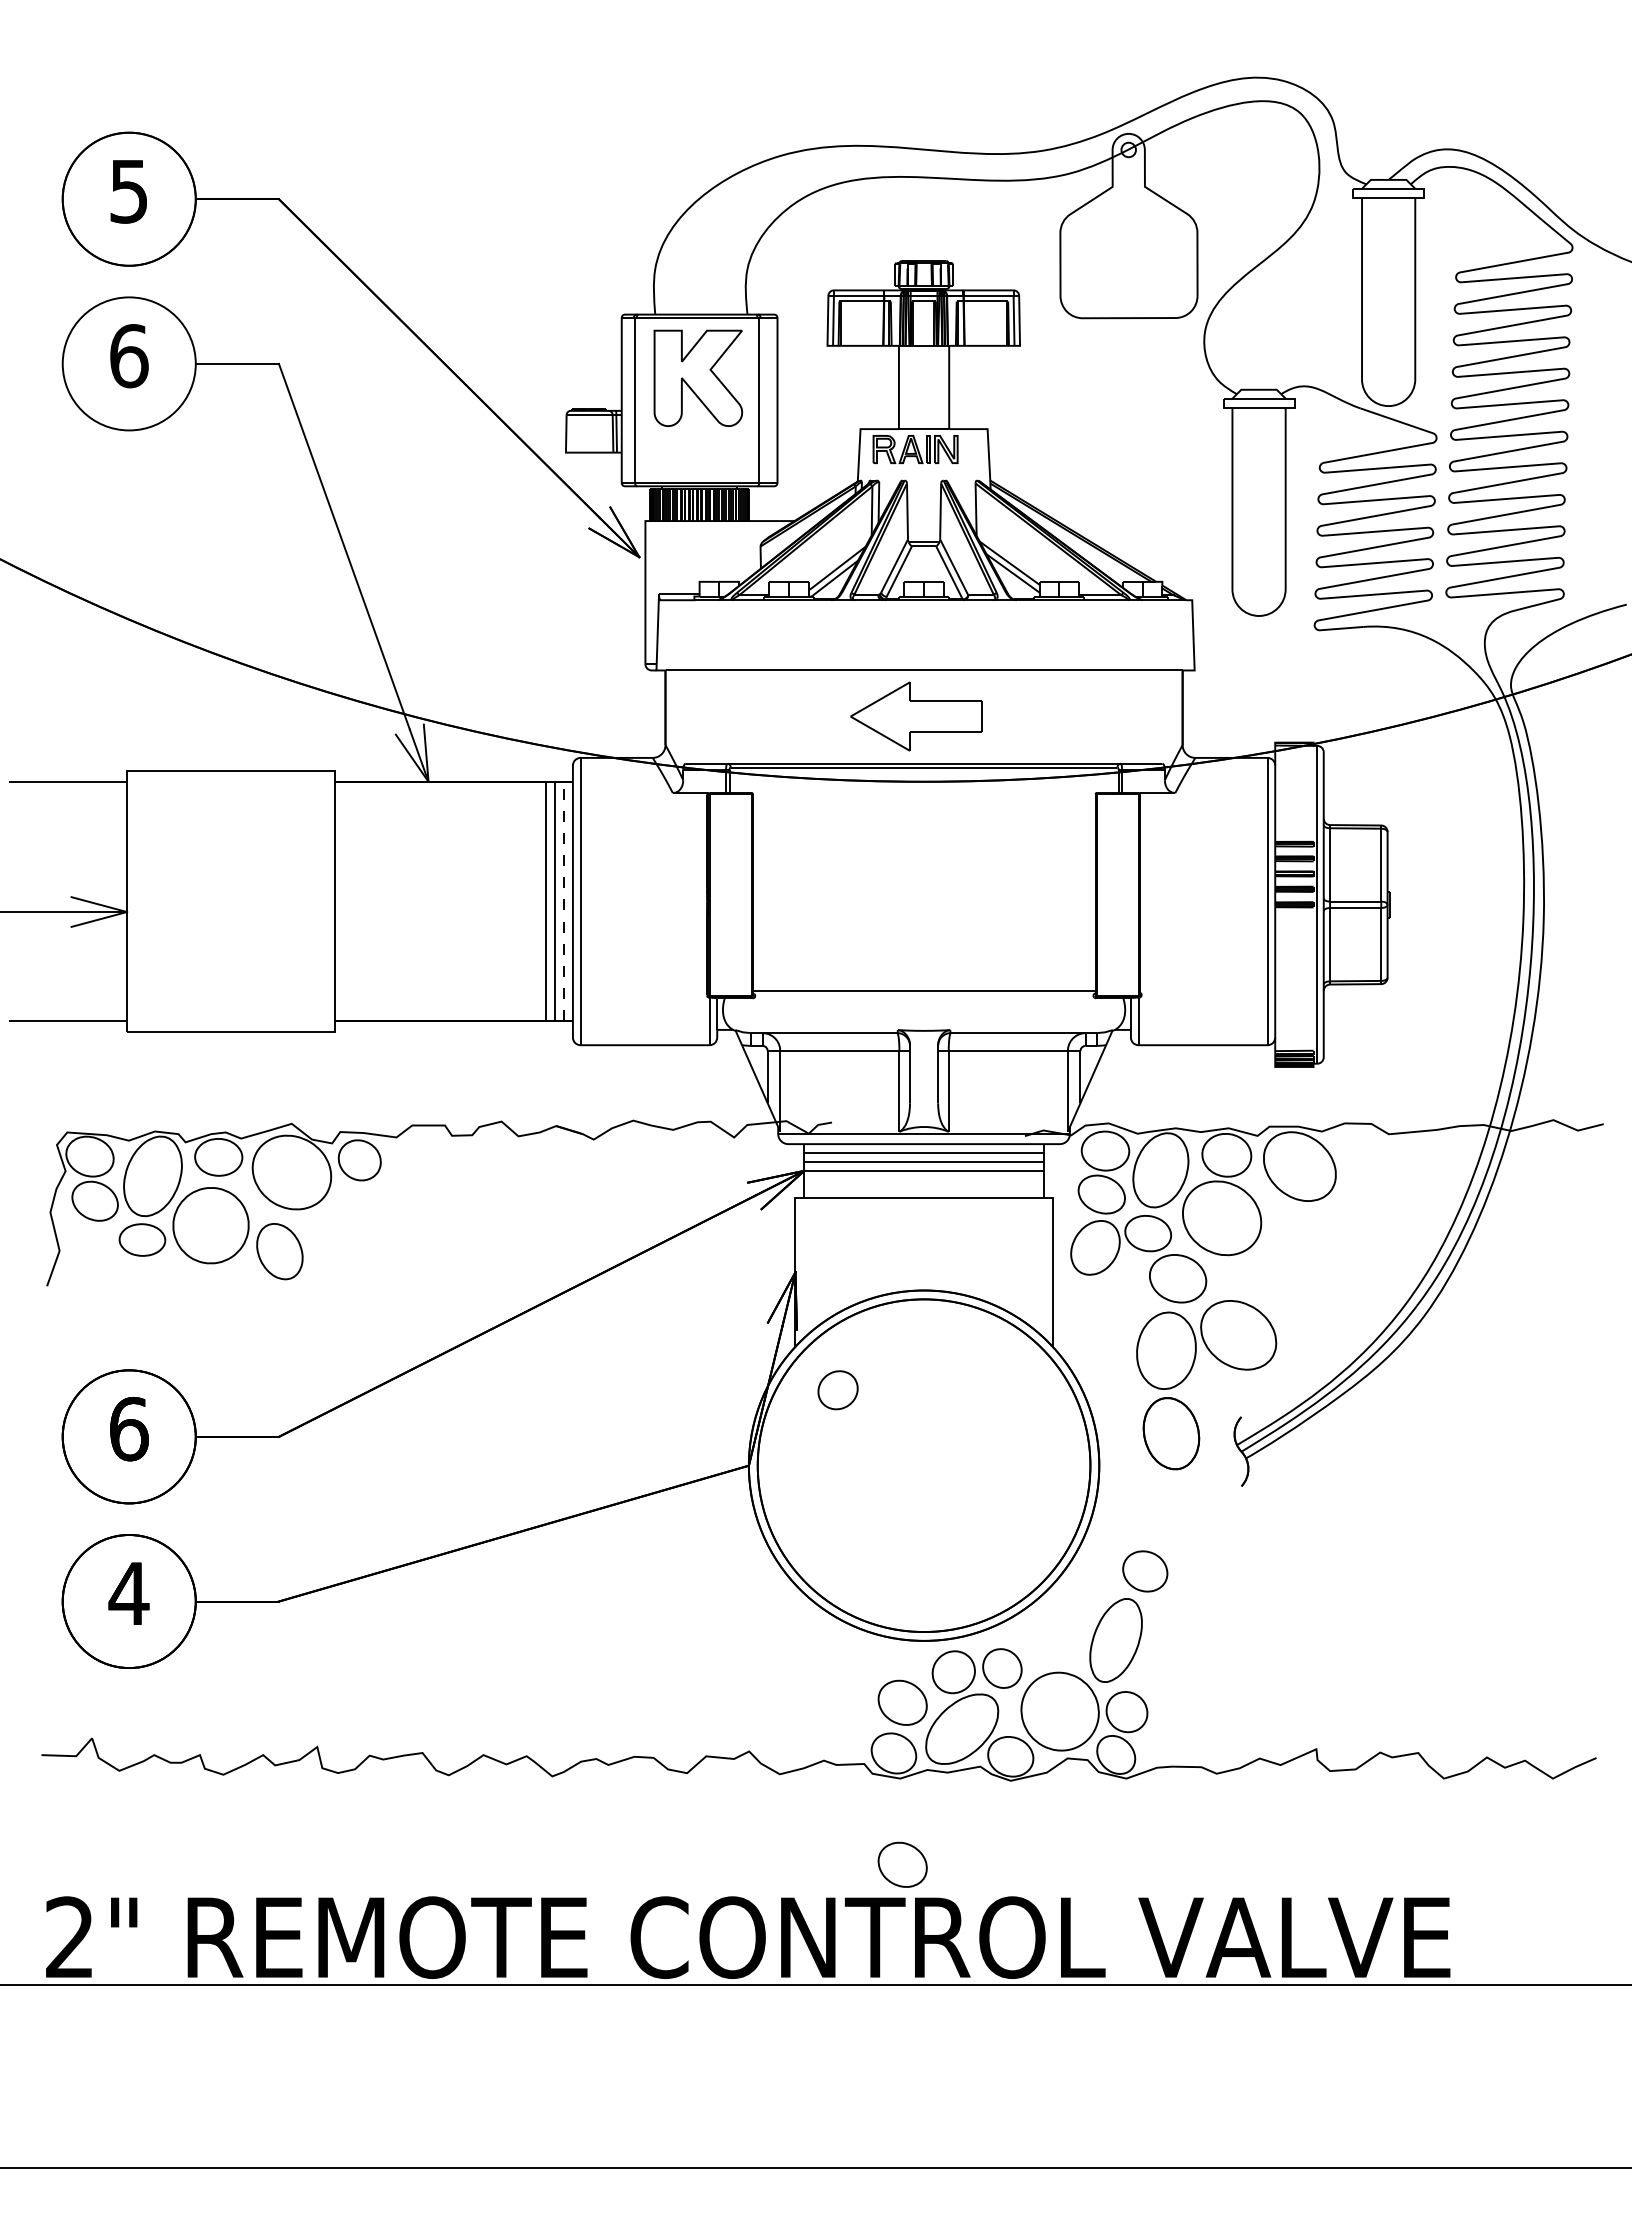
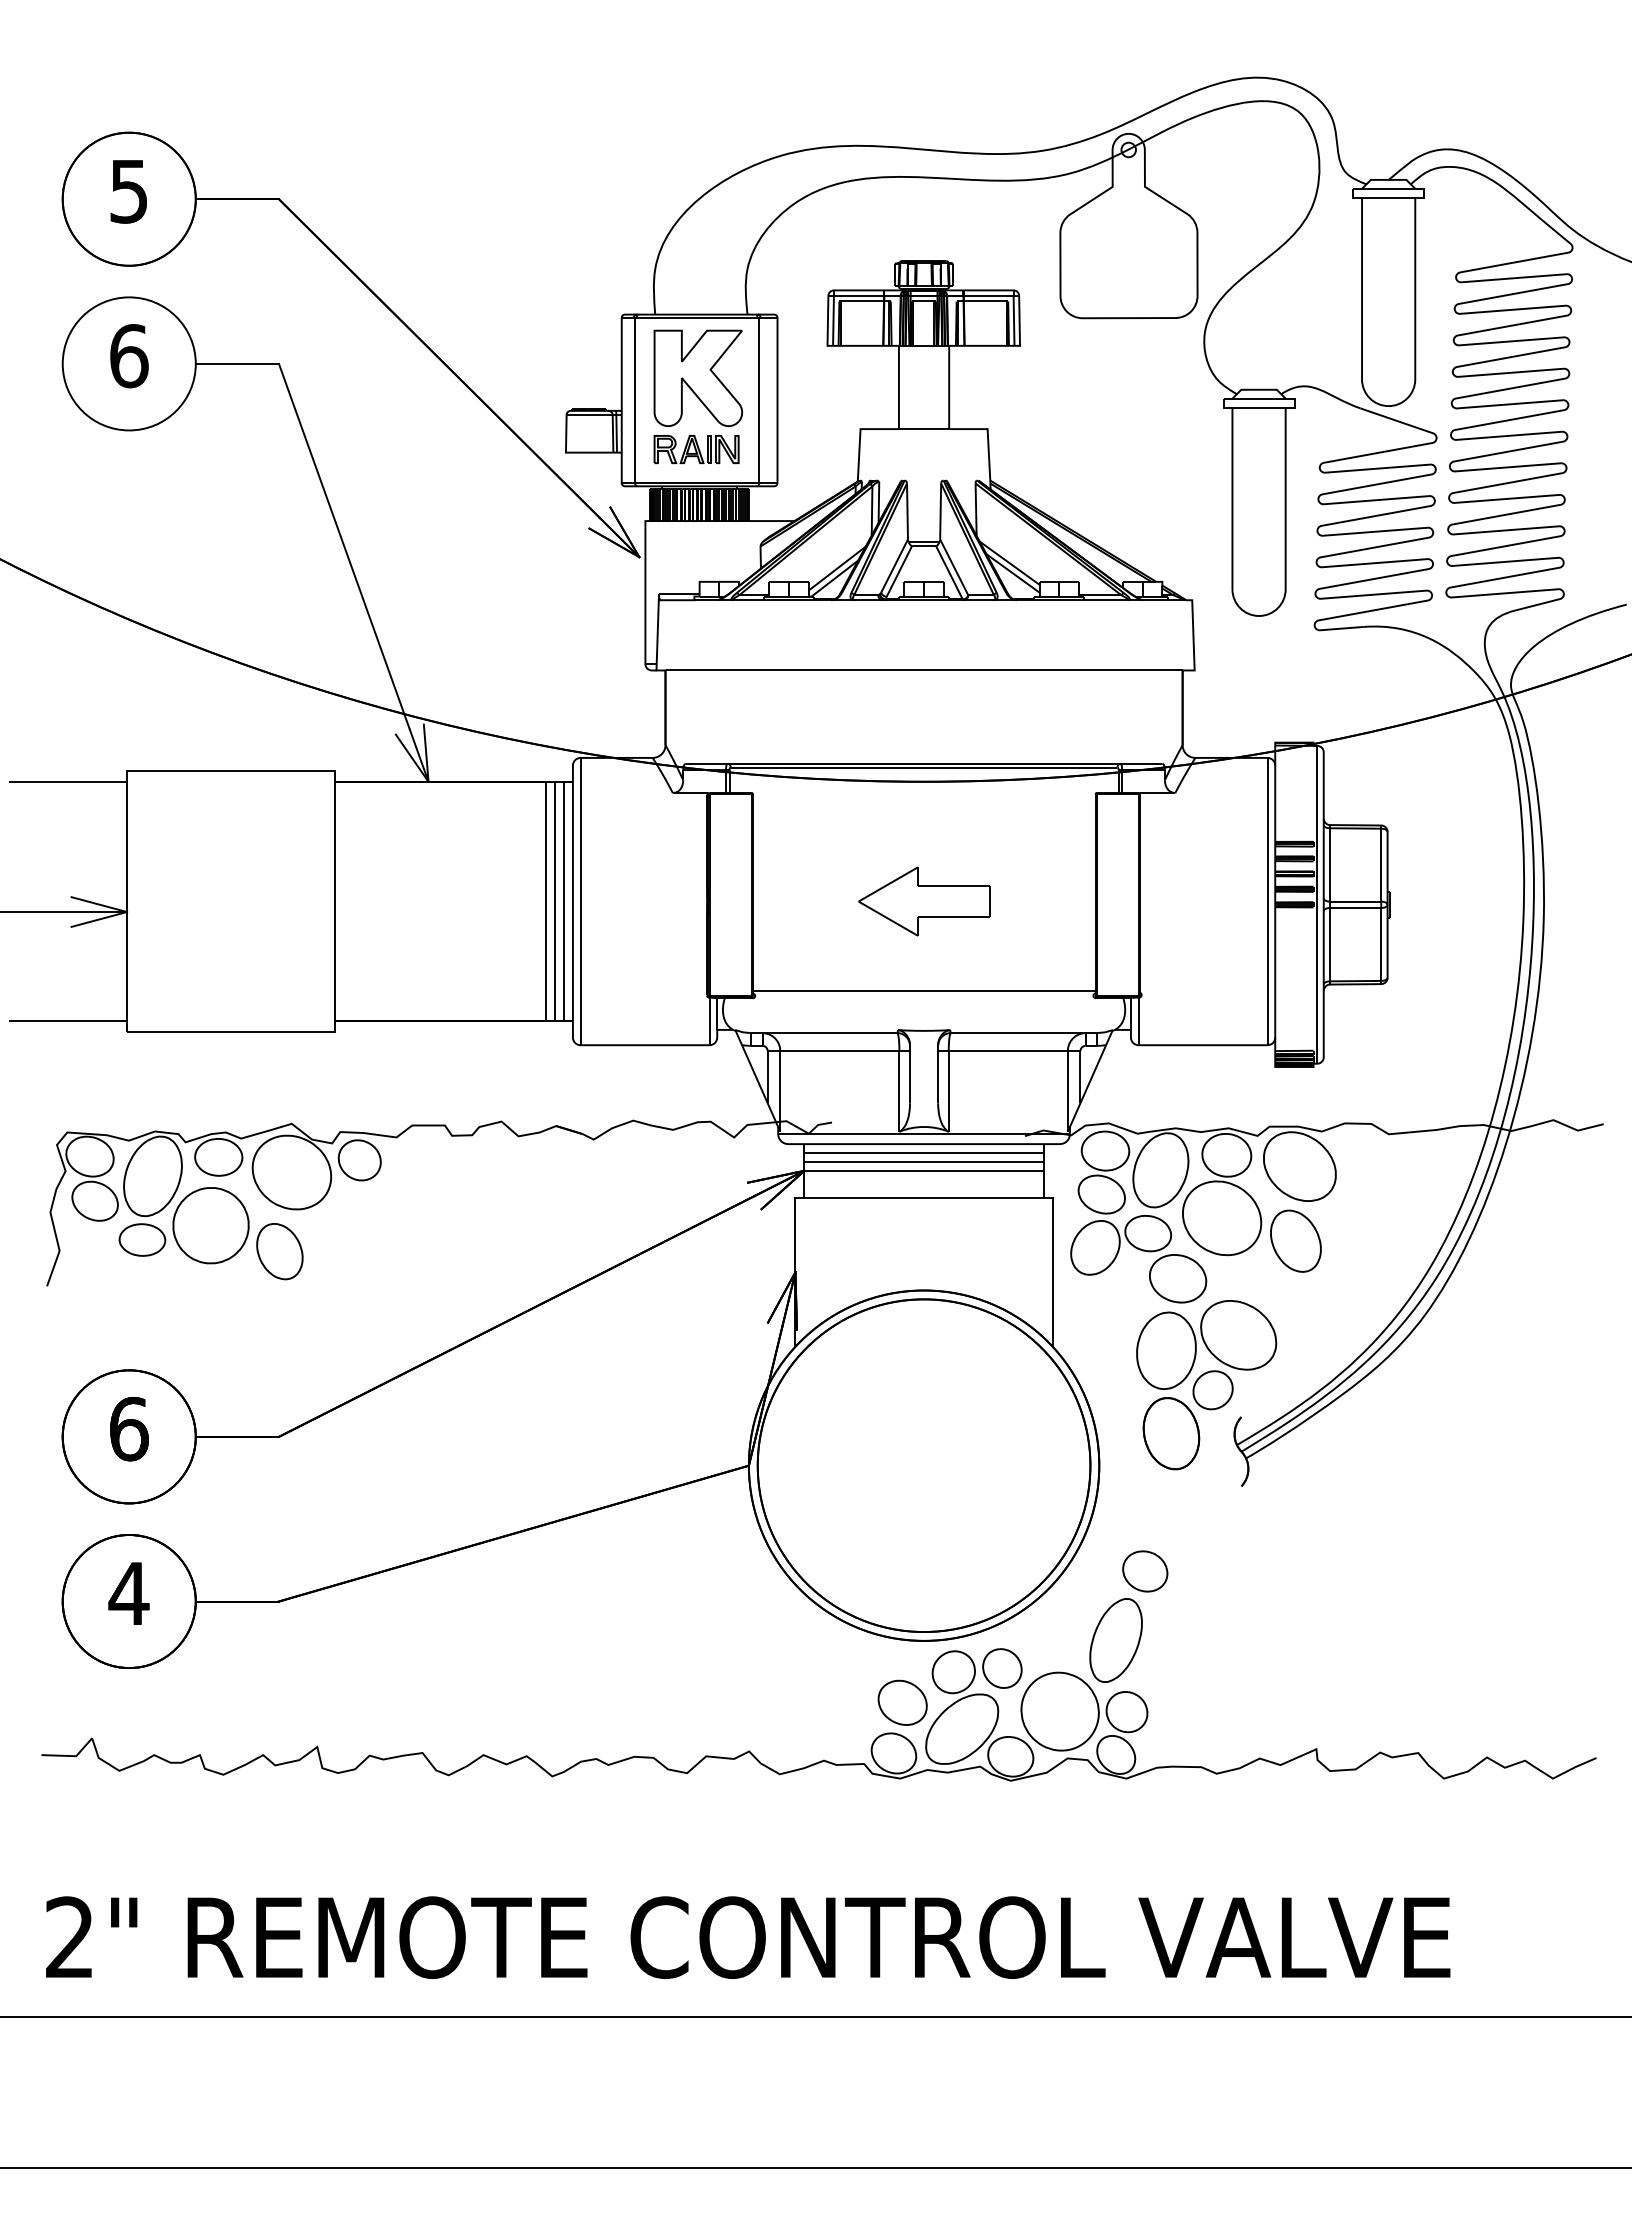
part position: (915, 449) -> (696, 449) (696, 449)
part position: (916, 716) -> (924, 901) (924, 901)
line: dashed -> solid (564, 901)
part: none -> present (1295, 1240)
part position: (837, 1390) -> (1212, 1390) (1212, 1390)
part: present -> none (902, 1864)
line position: (815, 1984) -> (815, 2016) (815, 2016)
